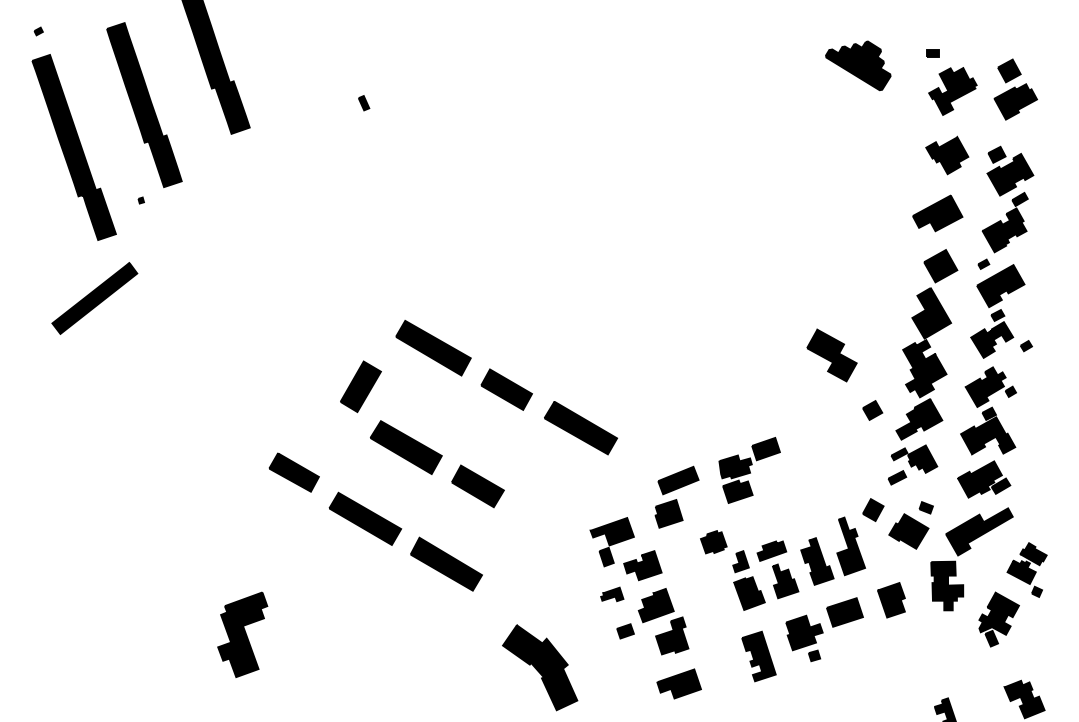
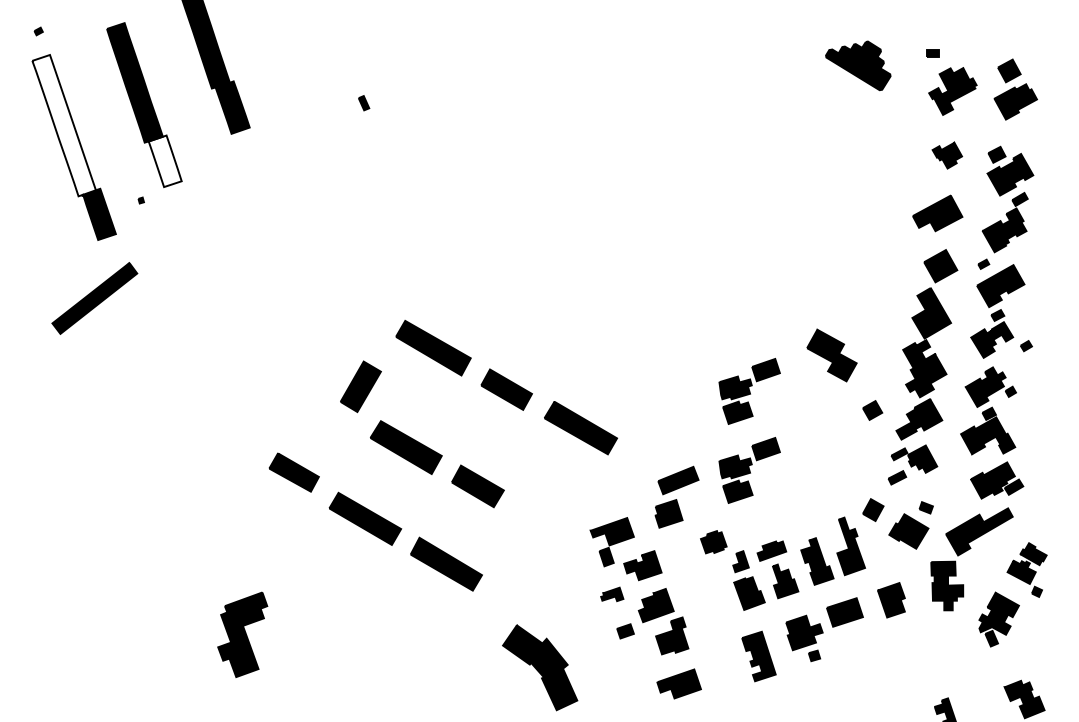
fill: present -> none (64, 125)
part size: 45x41 px -> 33x29 px (947, 155)
fill: present -> none (164, 161)
part: none -> present (749, 391)
part position: (984, 479) -> (997, 480) (997, 480)
